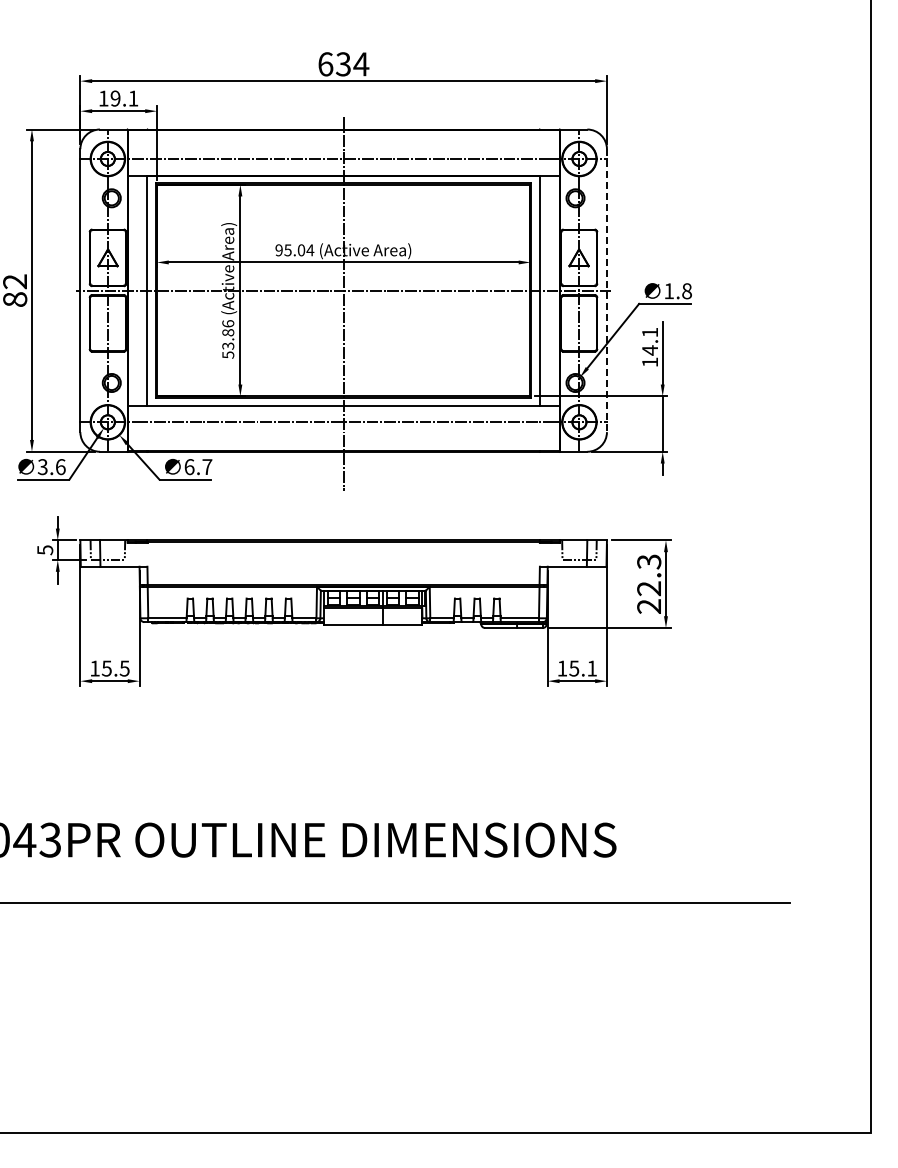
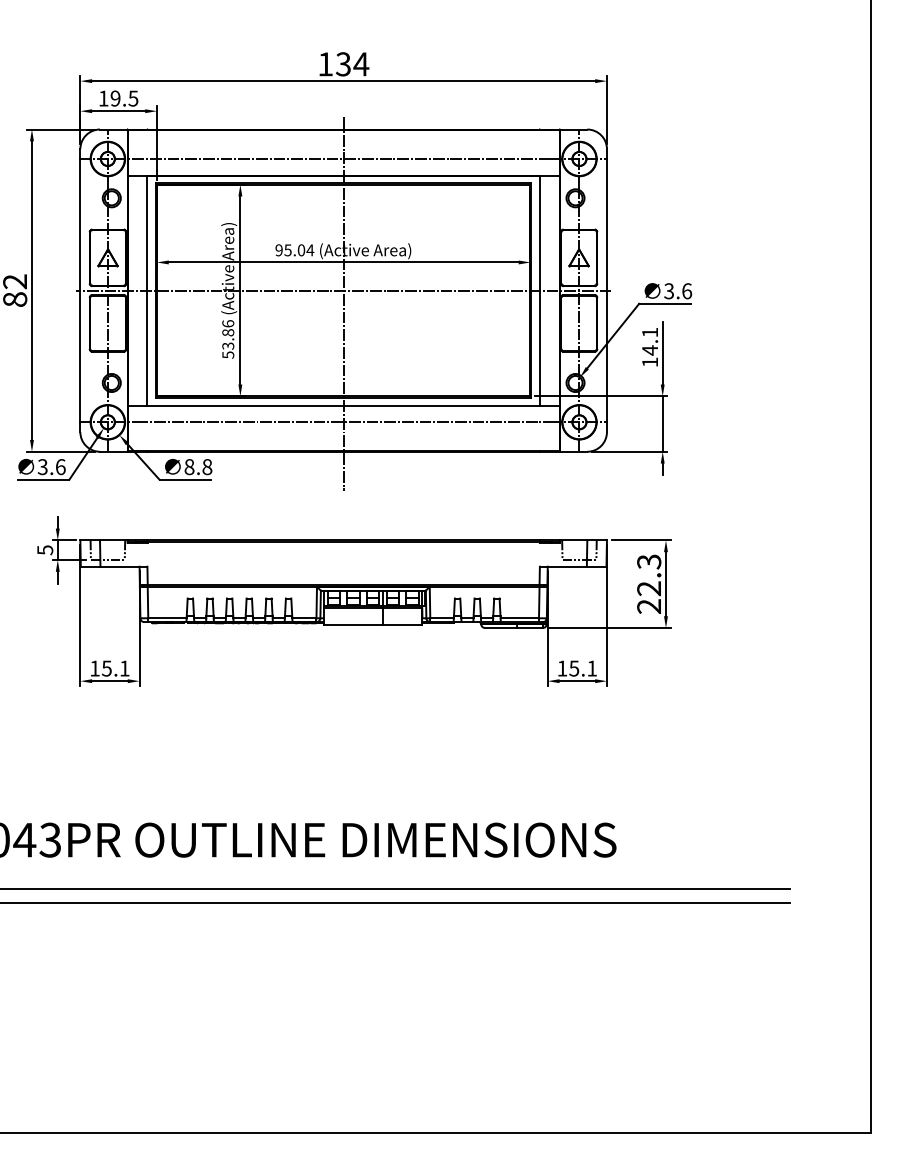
text: 634 -> 134 (325, 64)
text: 19.1 -> 19.5 (133, 98)
line: dashed -> solid (606, 291)
text: 1.8 -> 3.6 (678, 291)
text: 6.7 -> 8.8 (198, 467)
text: 15.5 -> 15.1 (124, 668)
line: none -> present (395, 889)
